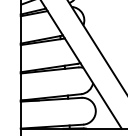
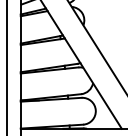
line: none -> present (6, 67)
